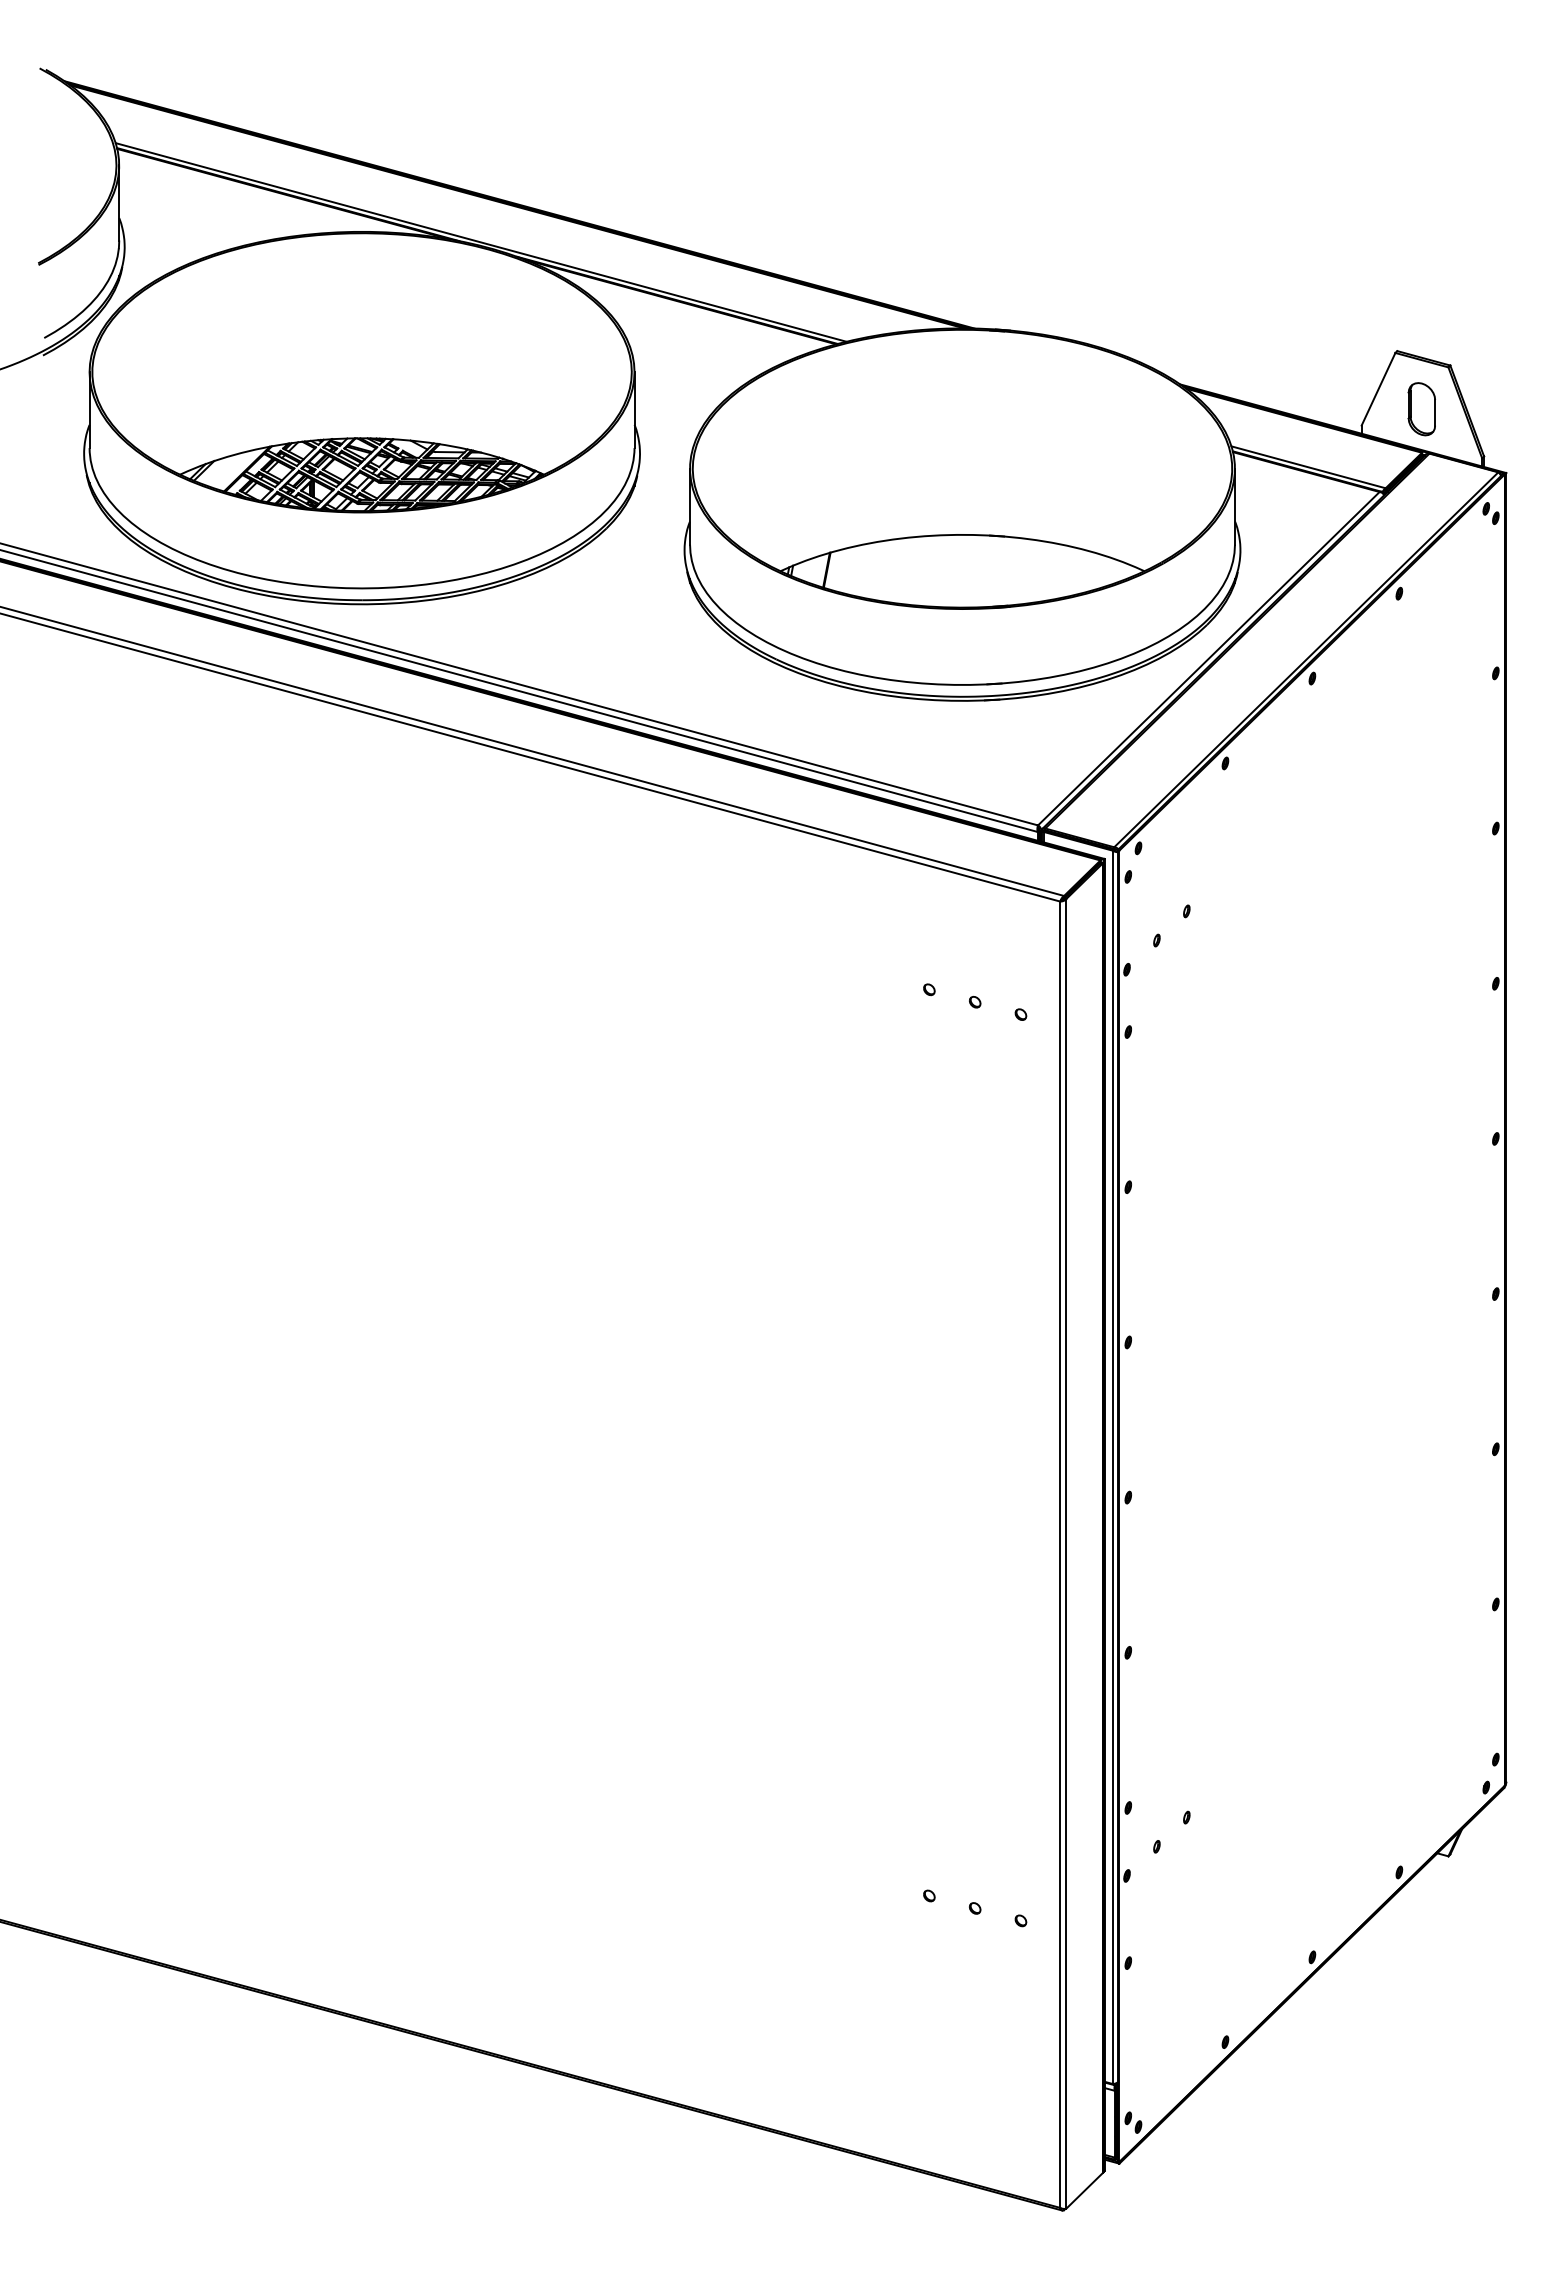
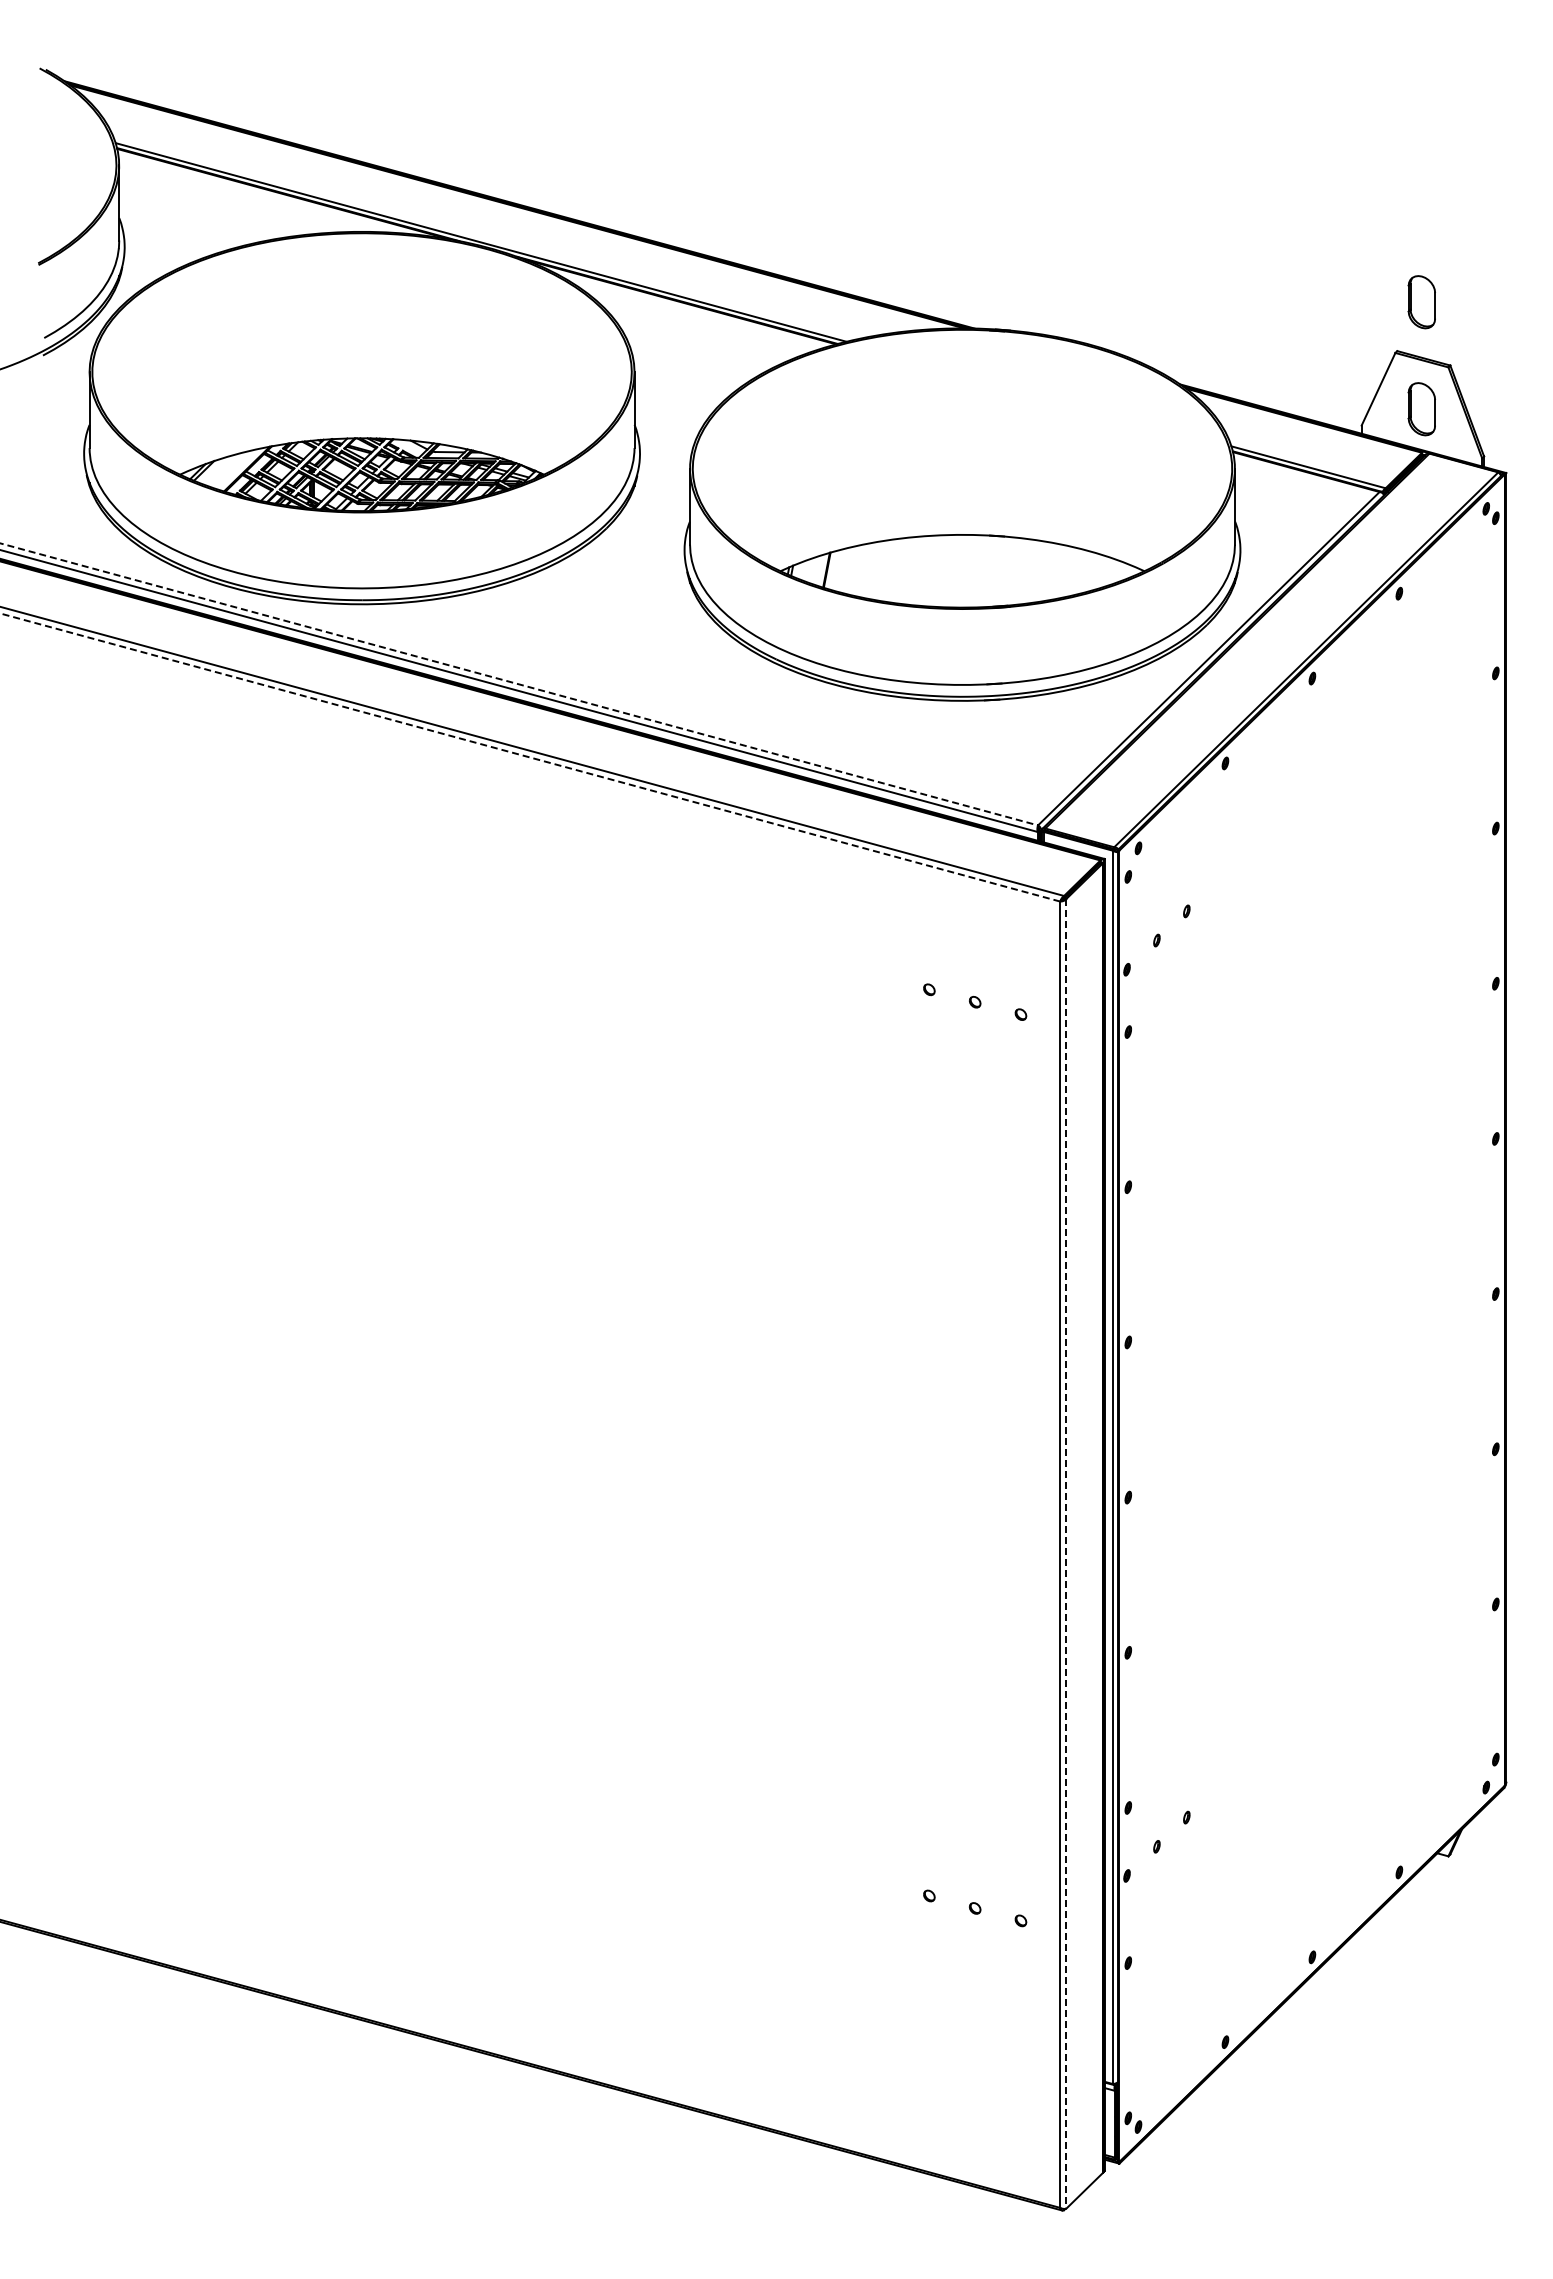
part: none -> present (1421, 302)
line: solid -> dashed (519, 684)
line: solid -> dashed (530, 757)
line: solid -> dashed (1066, 1553)
